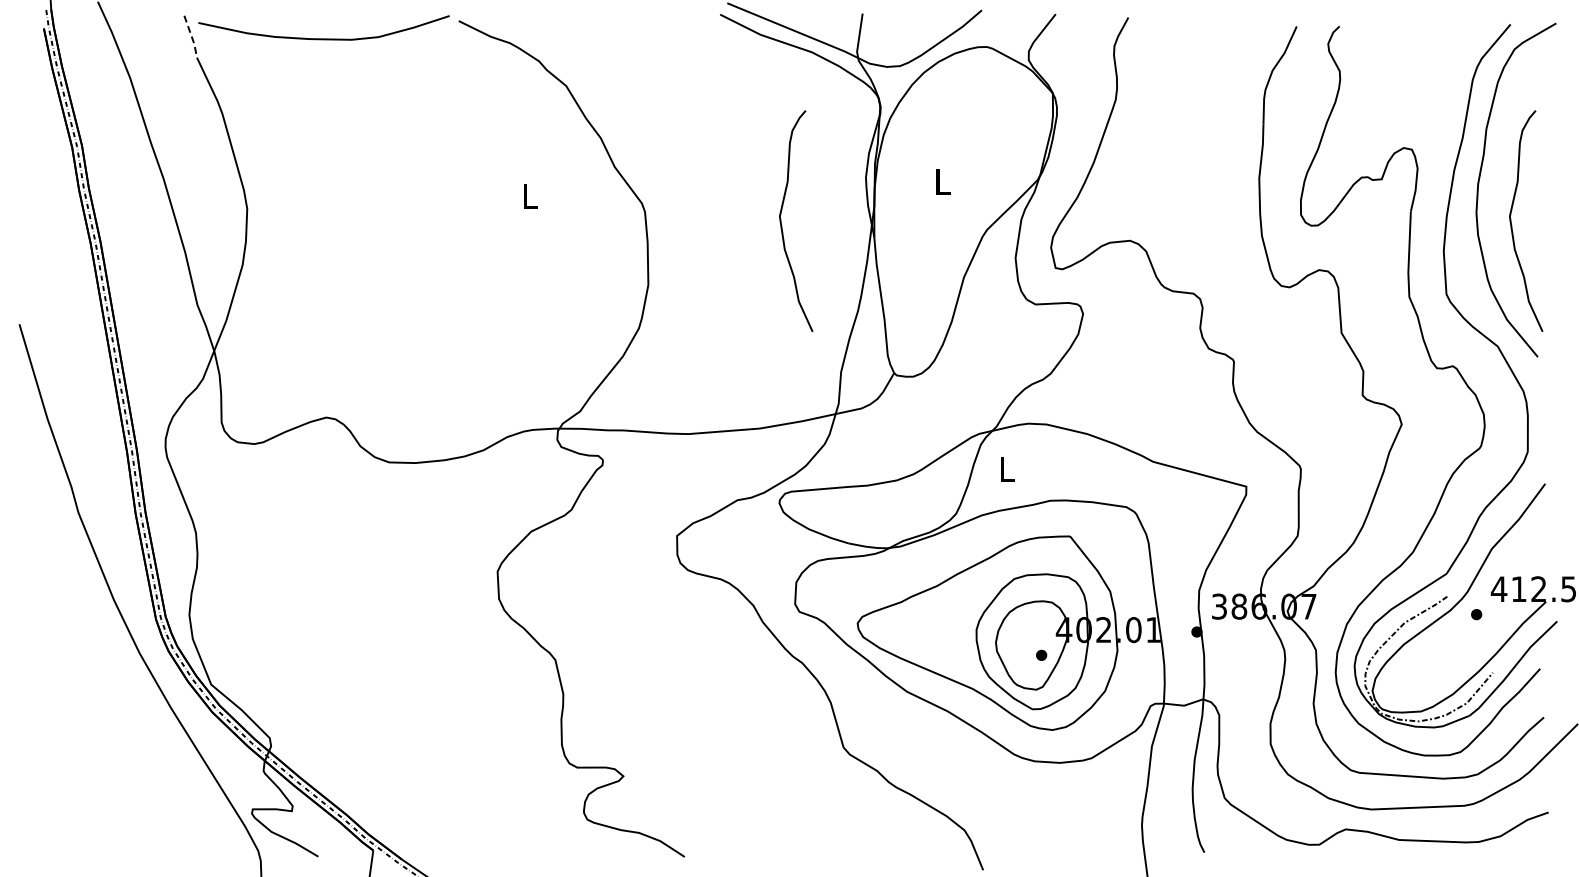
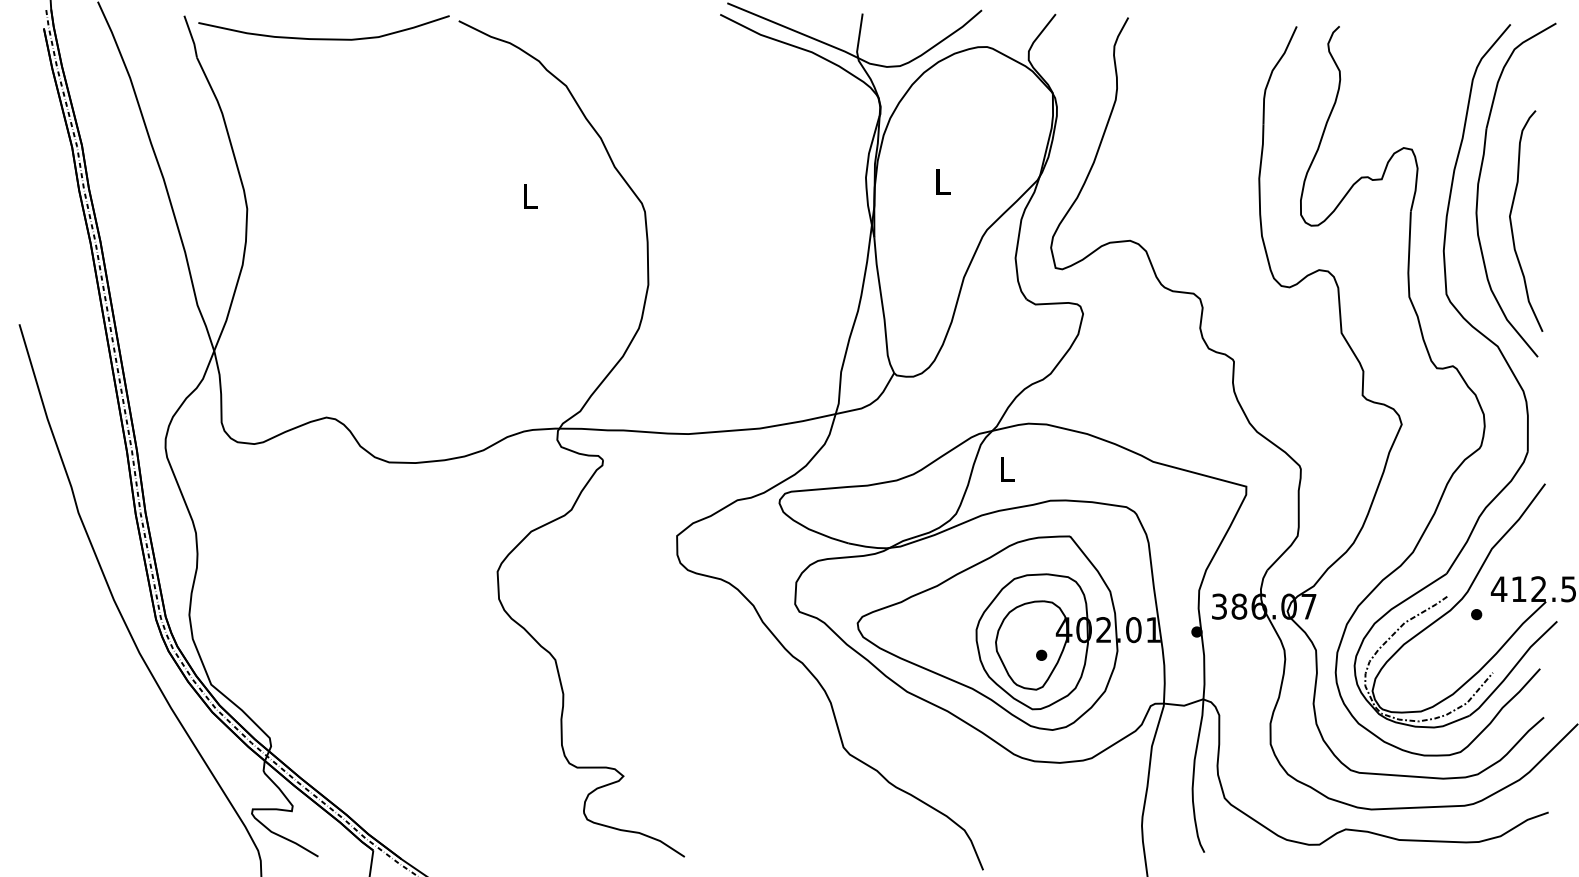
line: dashed -> solid (191, 36)
curve: present -> none (782, 225)
